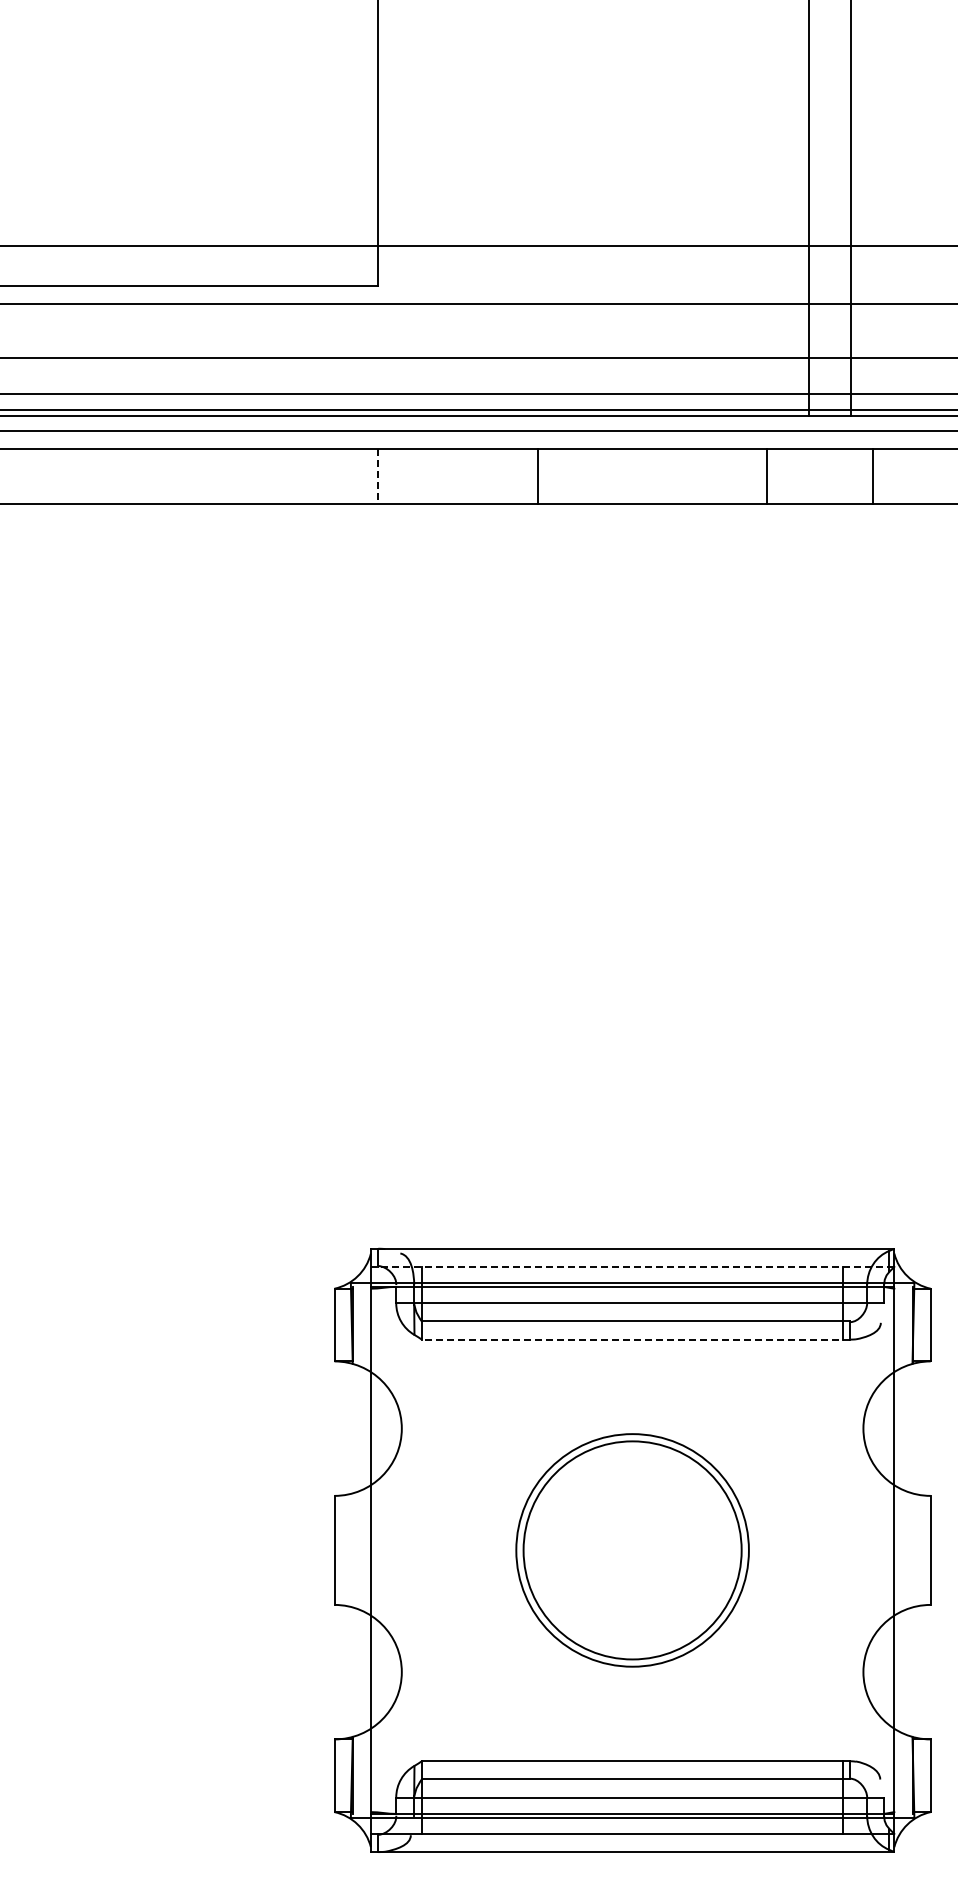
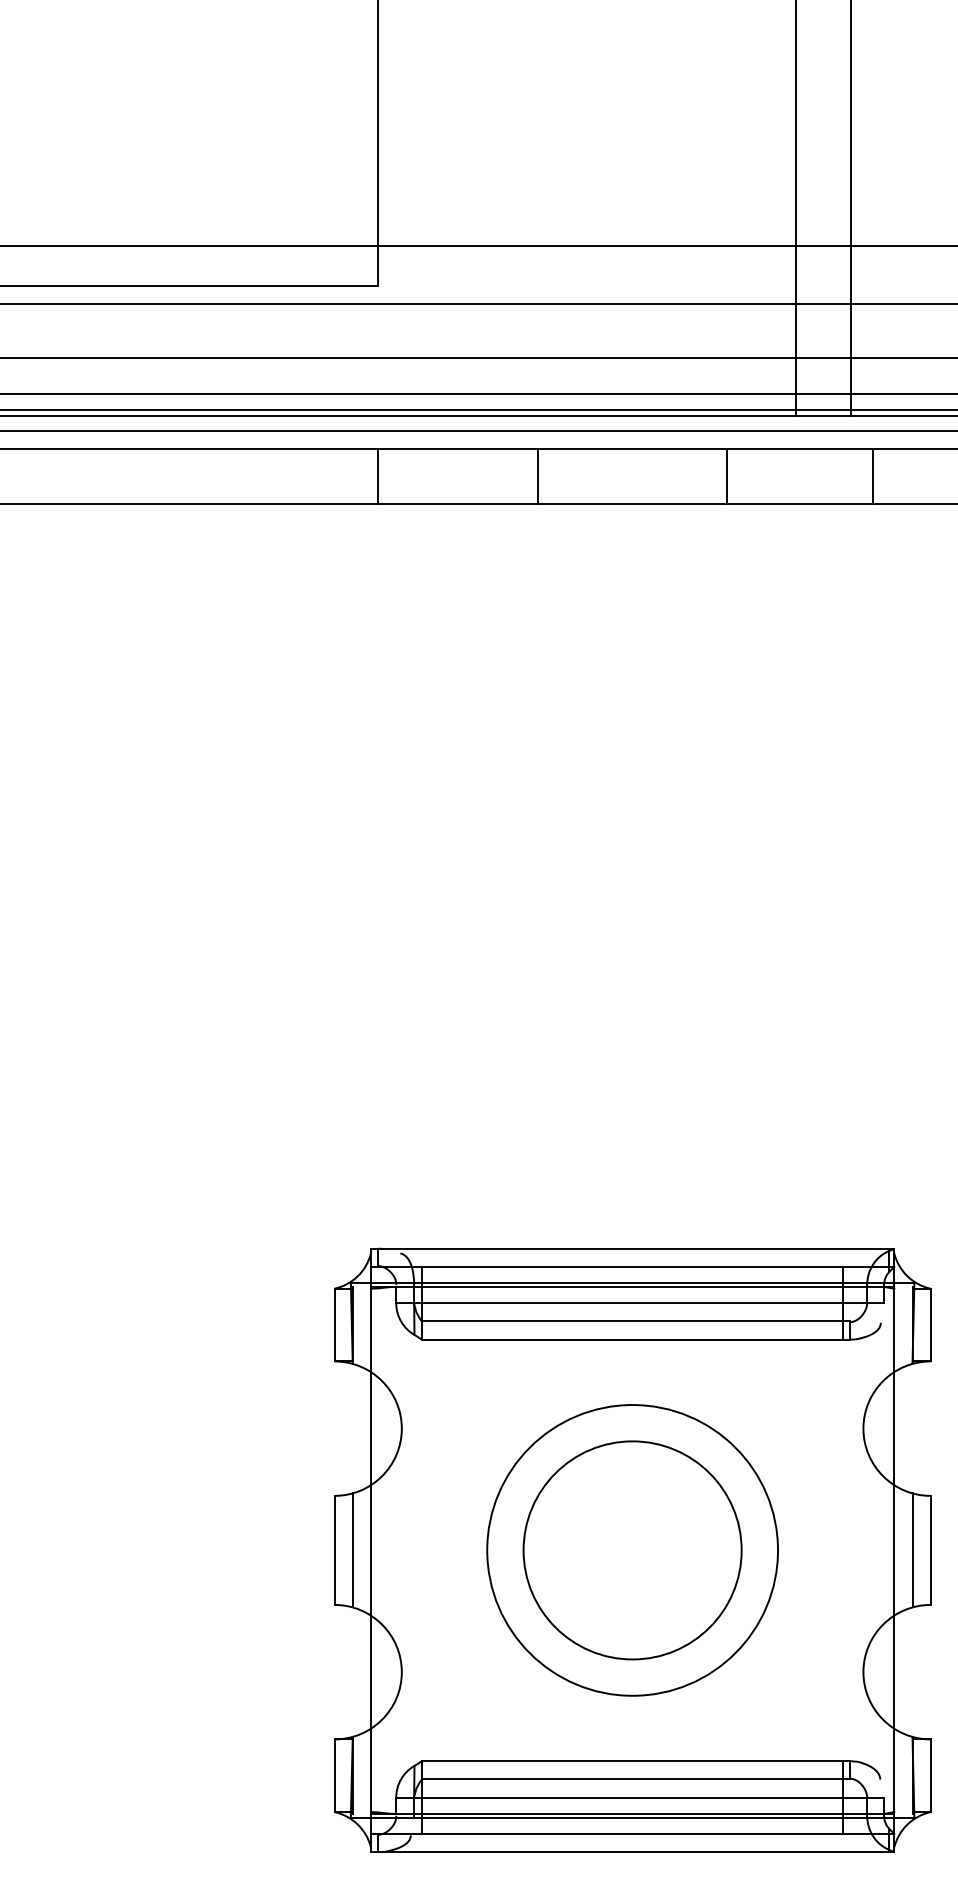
line position: (809, 209) -> (796, 209) (796, 209)
line: dashed -> solid (378, 476)
line position: (767, 476) -> (727, 476) (727, 476)
line: dashed -> solid (632, 1266)
line: dashed -> solid (635, 1339)
line: none -> present (352, 1550)
circle diameter: 233 px -> 291 px (632, 1550)
line: none -> present (912, 1550)
